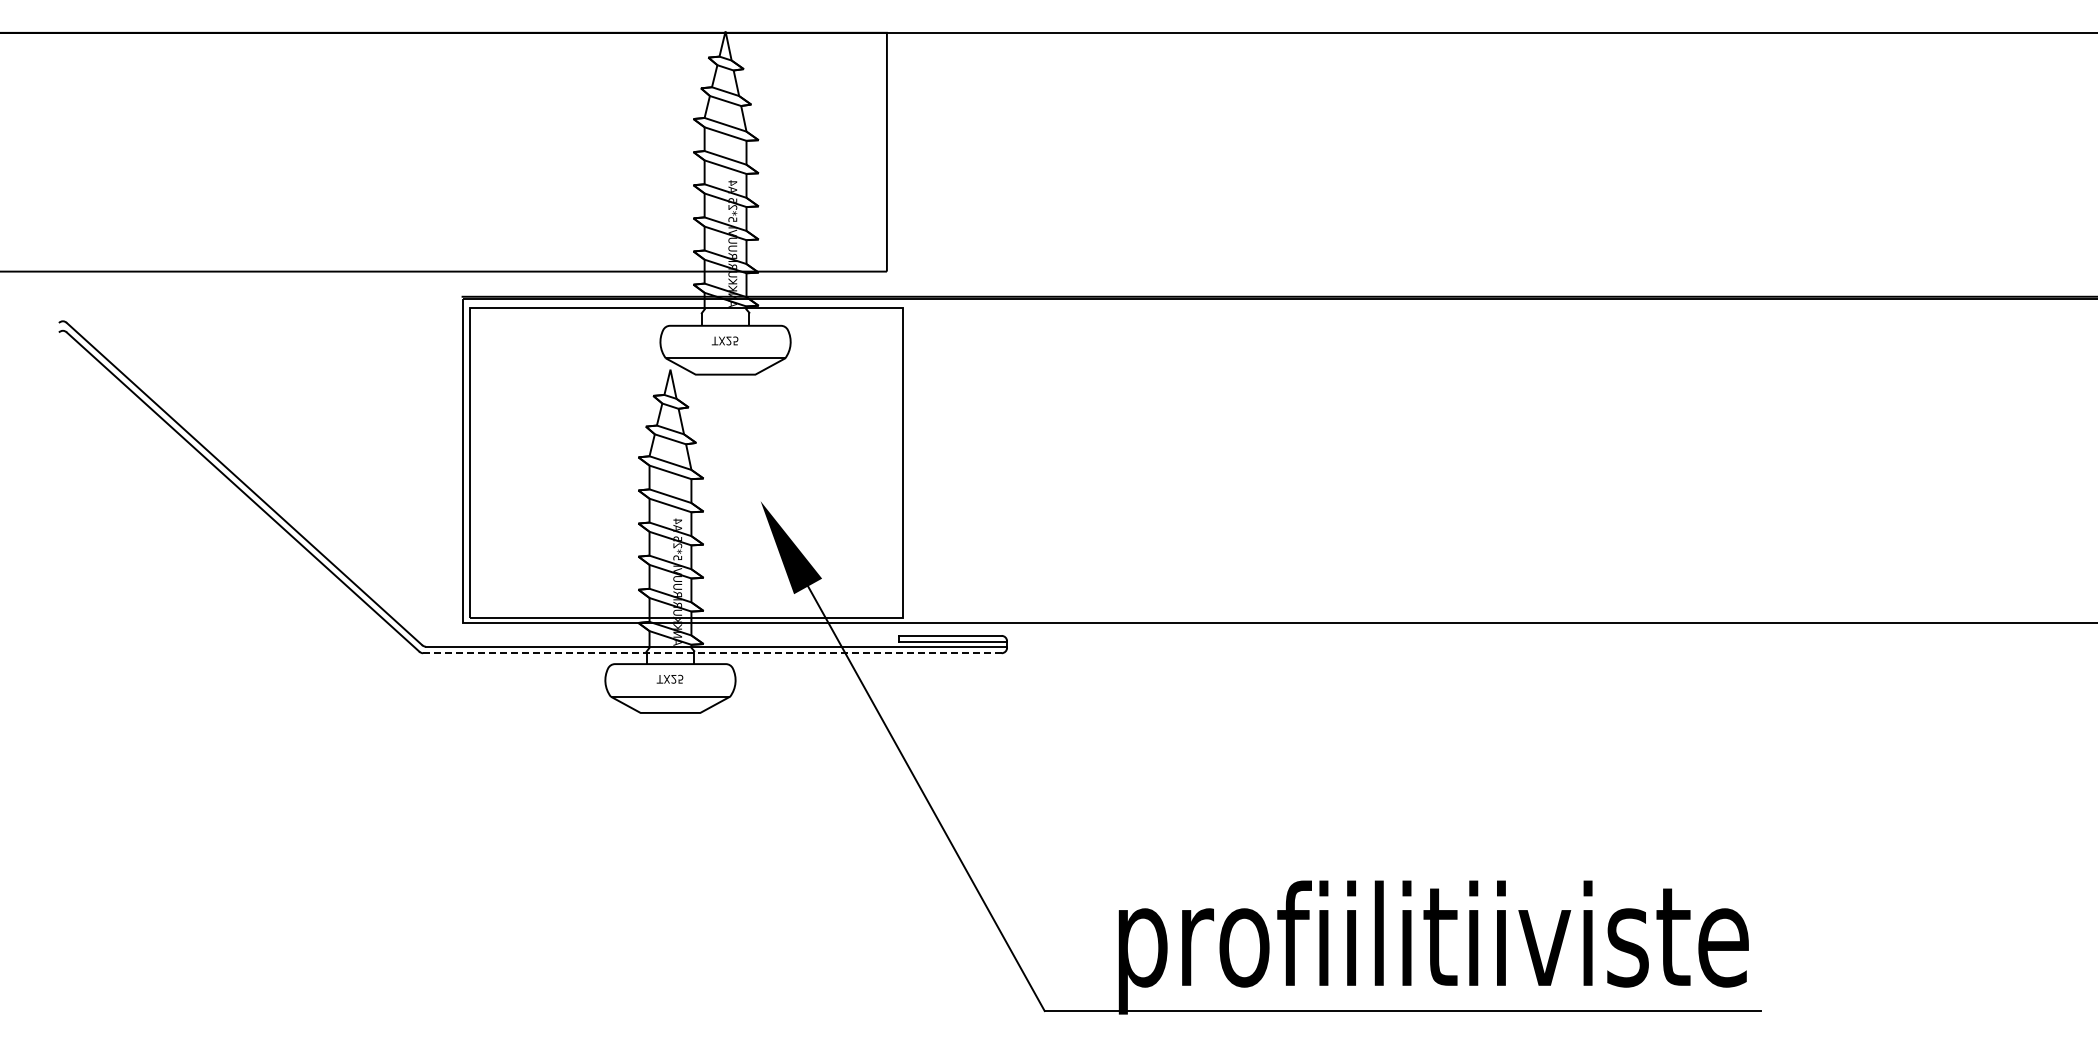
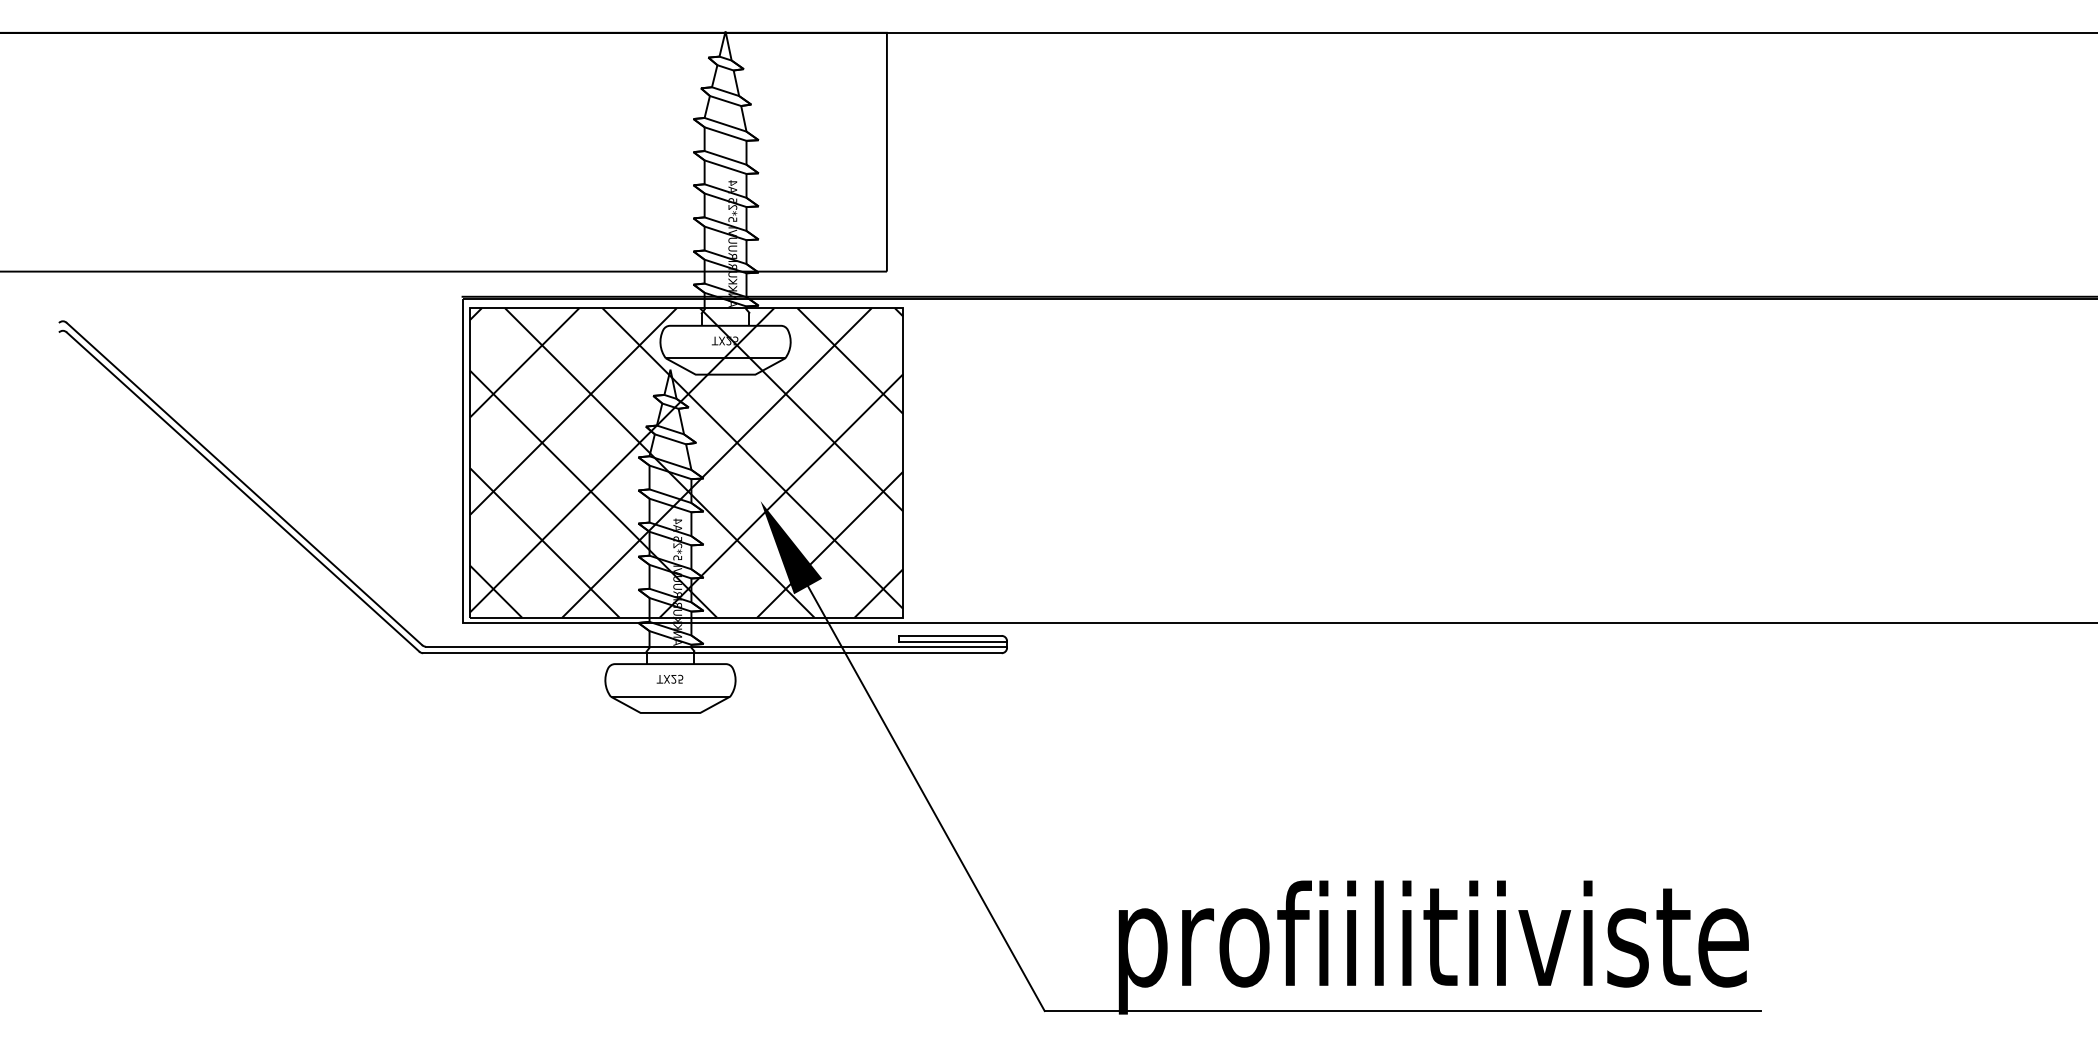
hatch: none -> present (686, 462)
line: dashed -> solid (711, 653)
